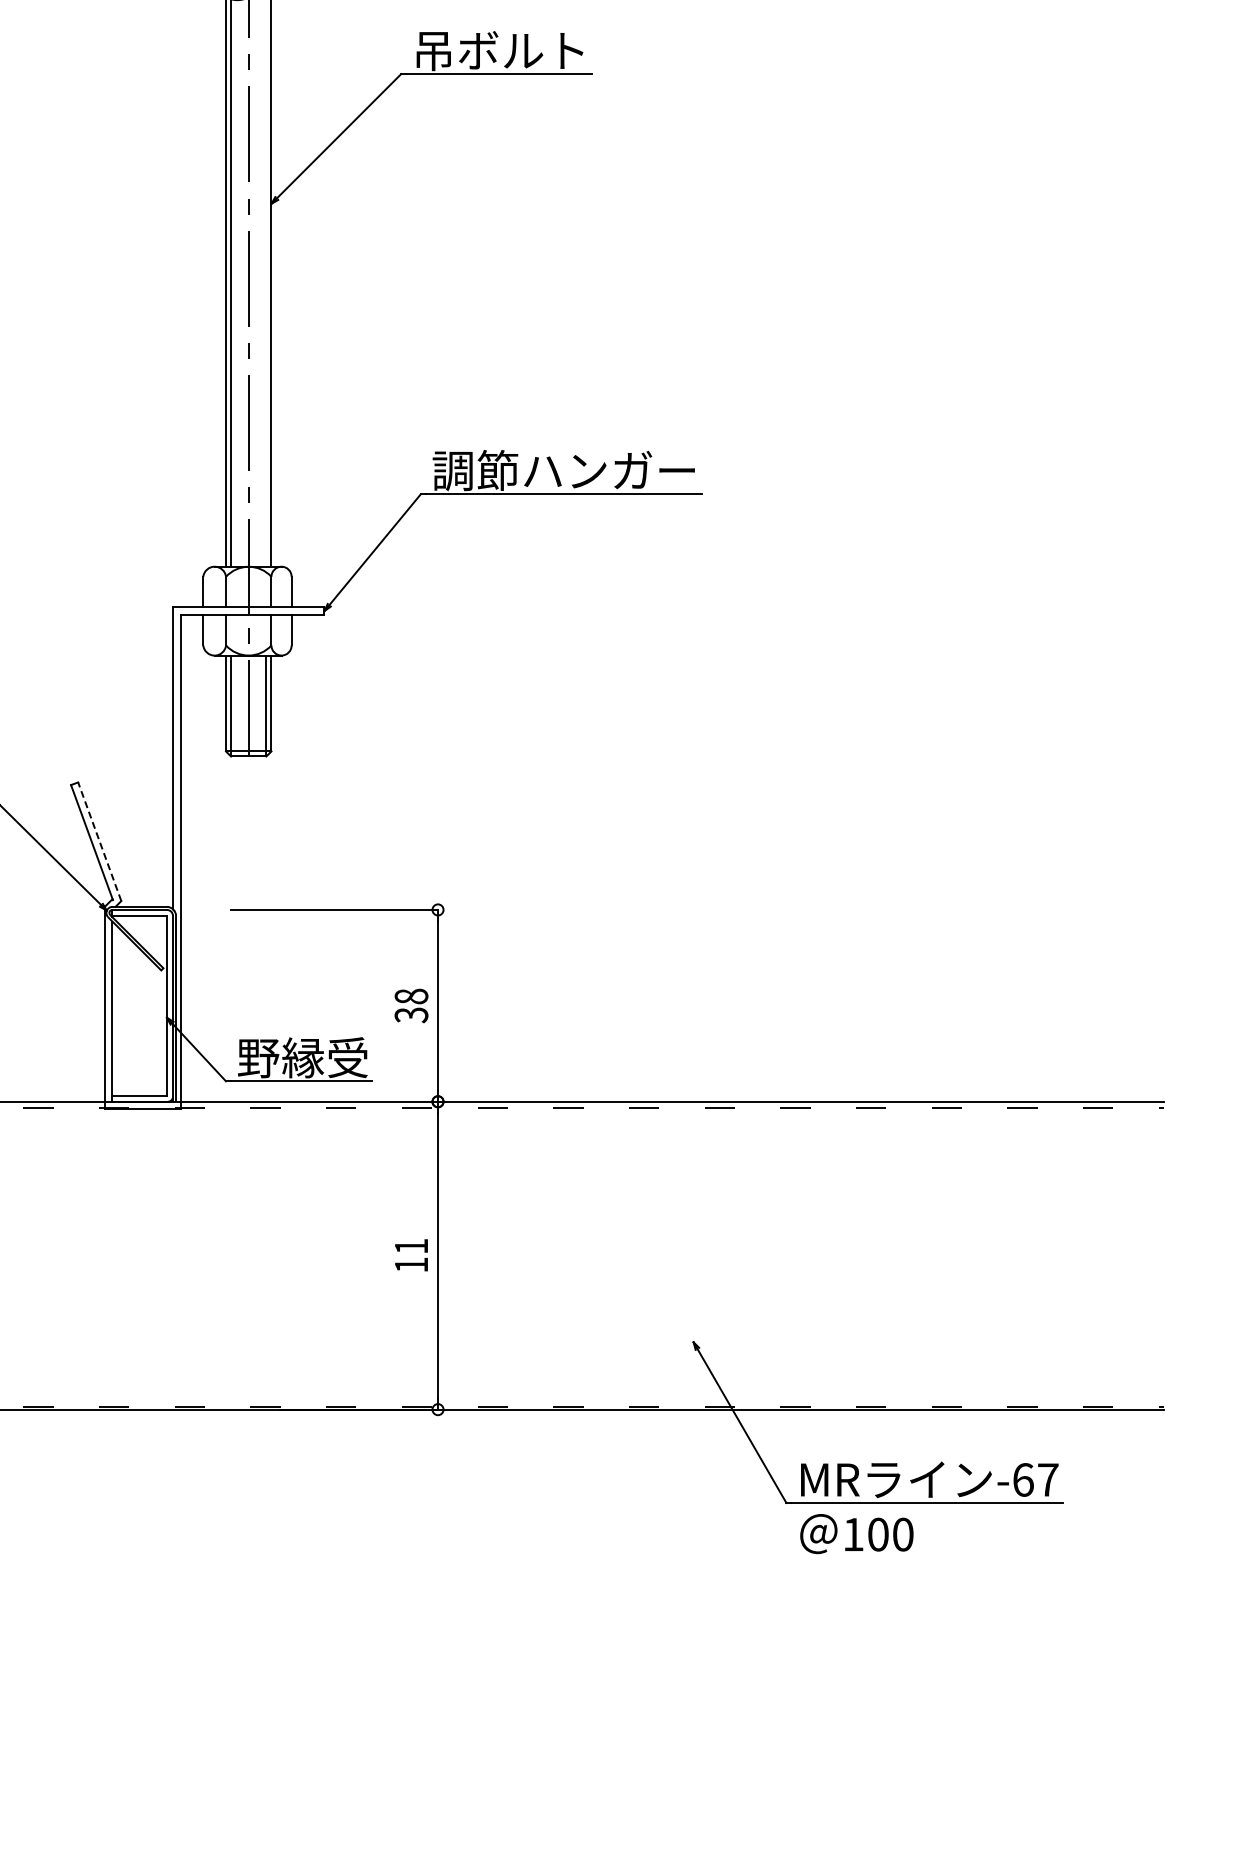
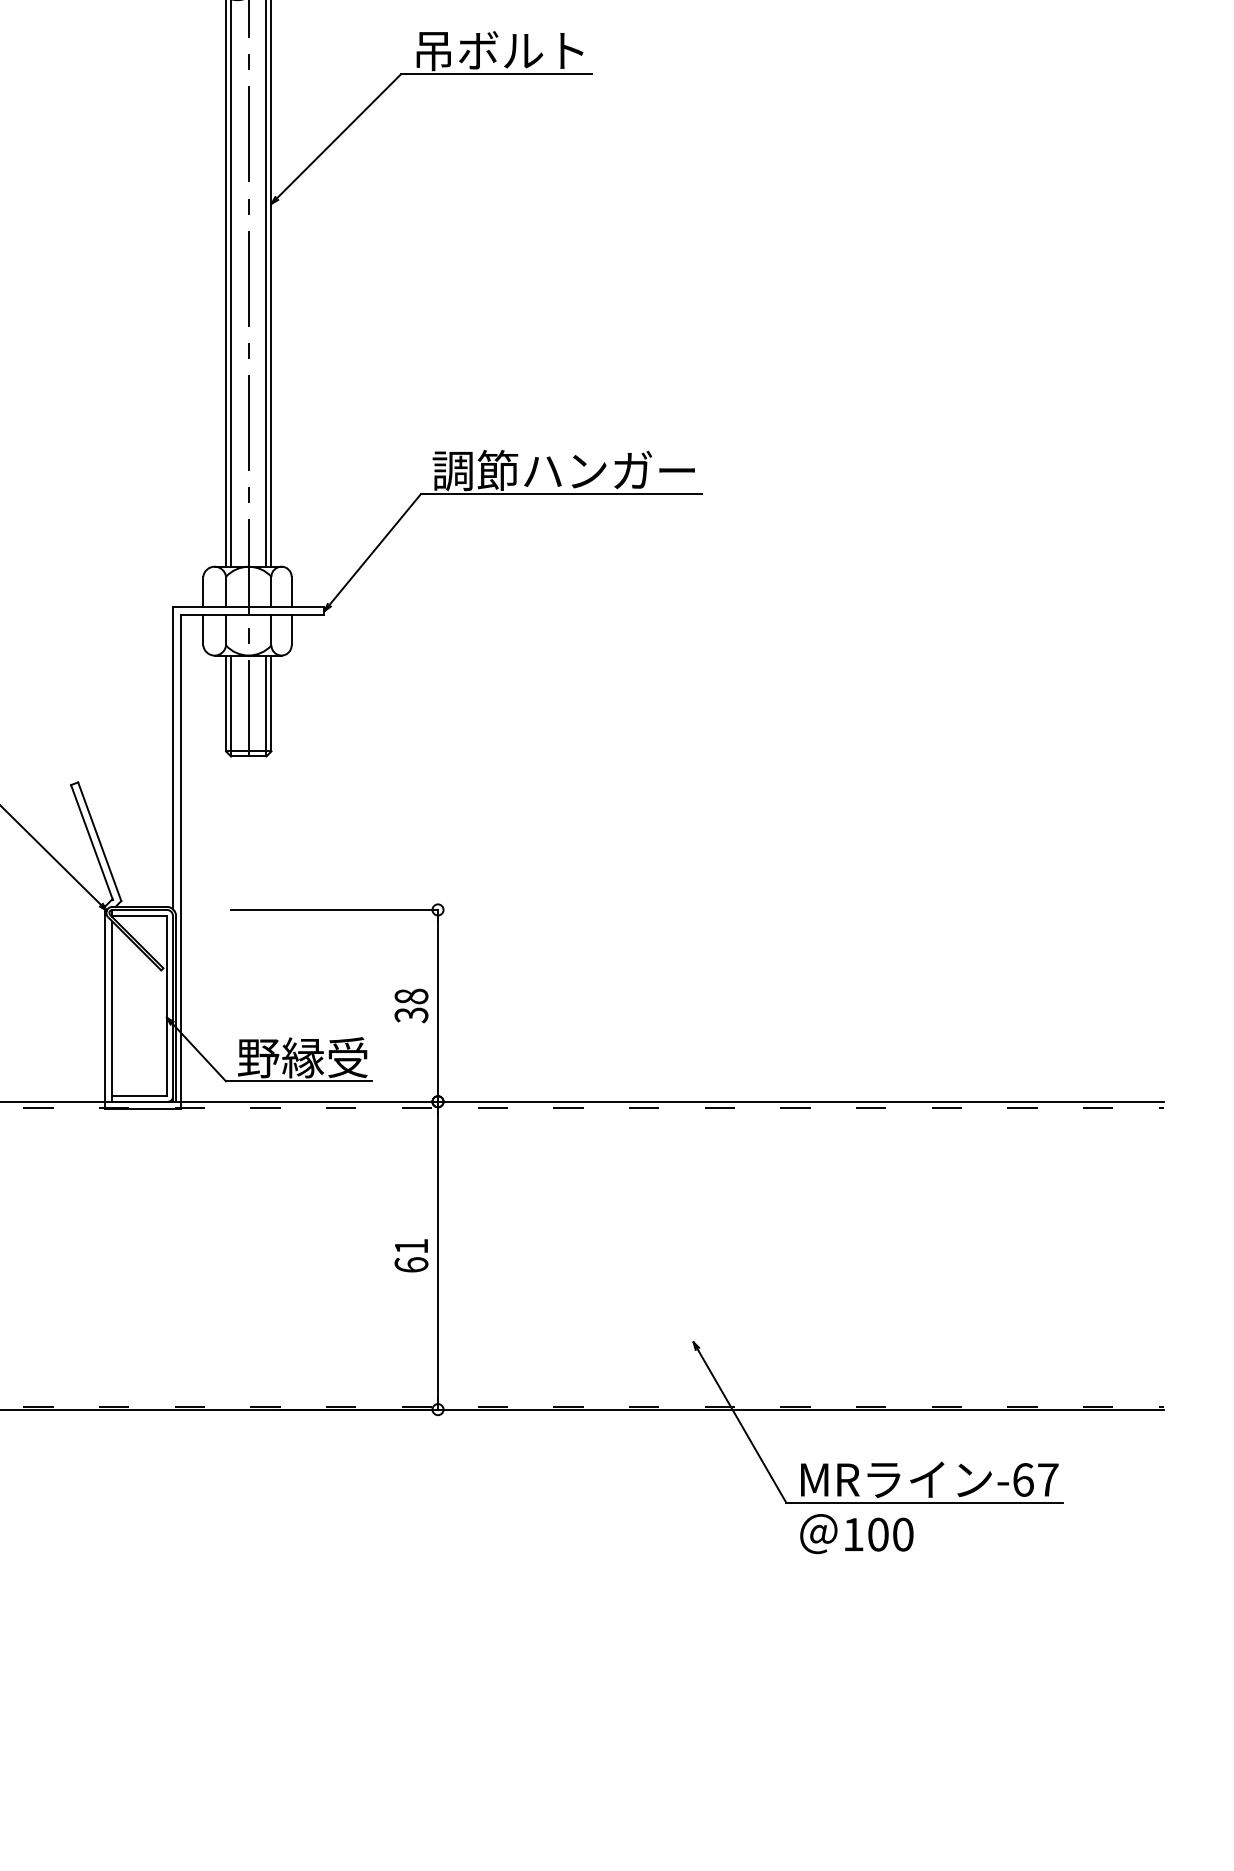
line: none -> present (266, 284)
line: dashed -> solid (99, 841)
text: 11 -> 61 (411, 1264)
